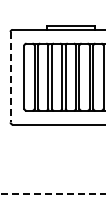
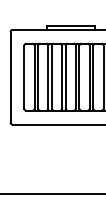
line: dashed -> solid (10, 77)
line: dashed -> solid (53, 193)
